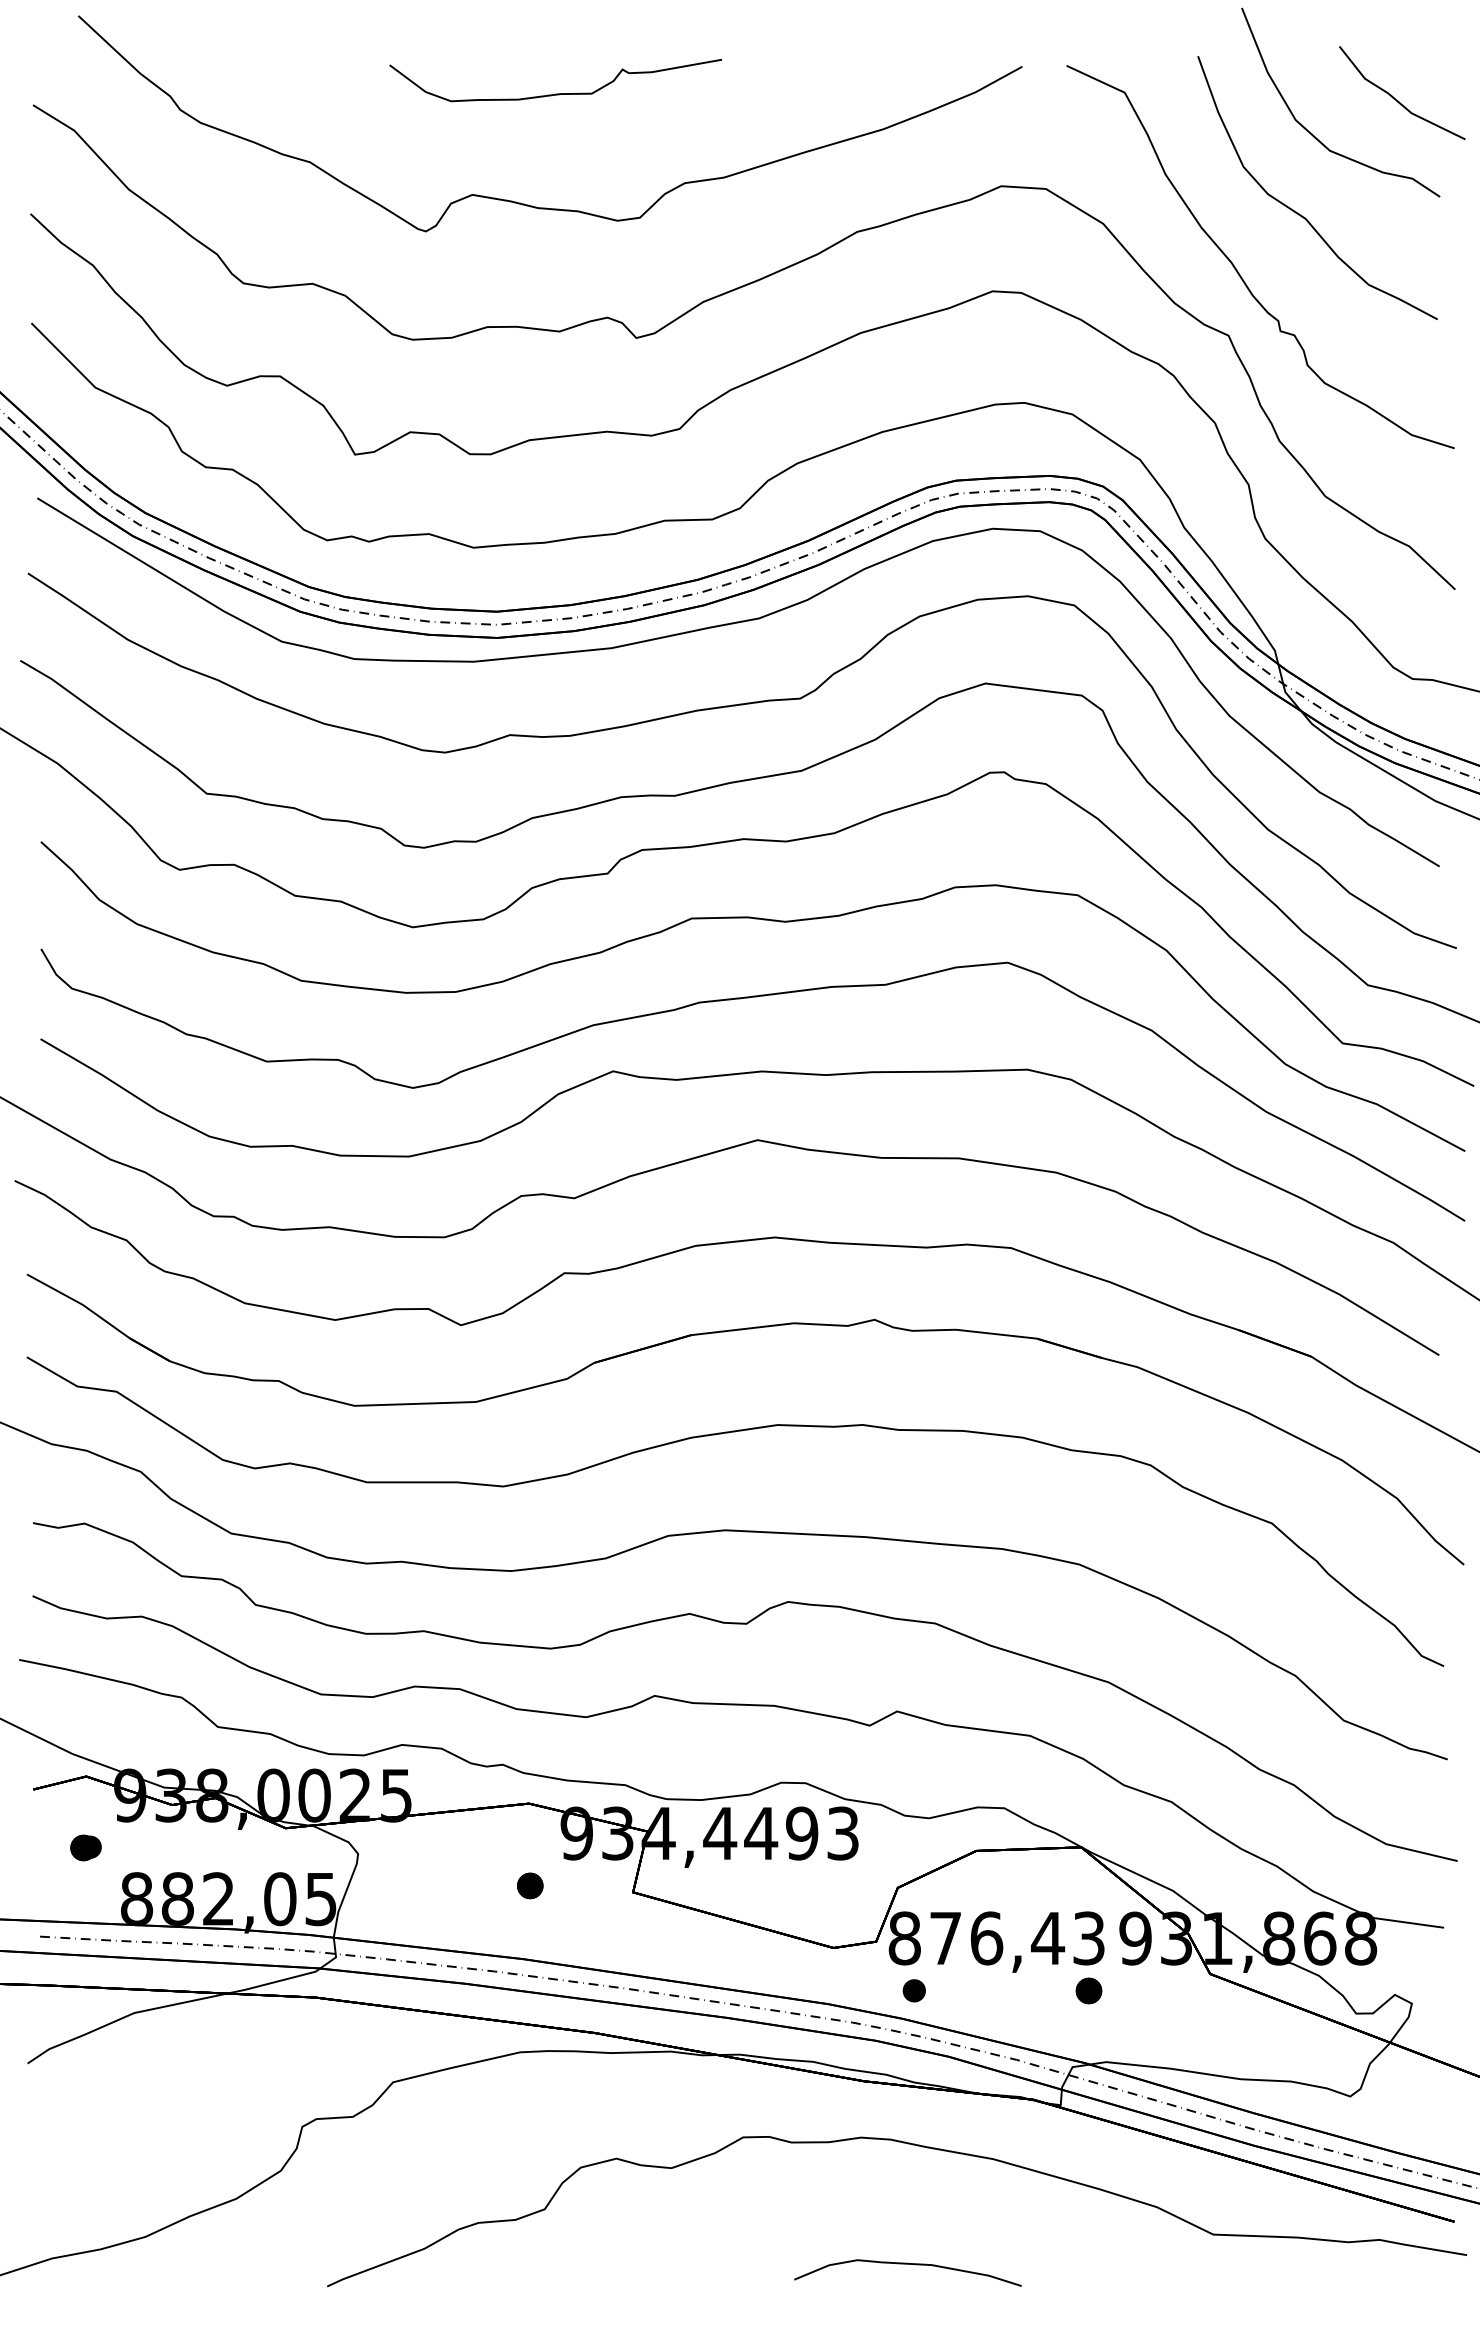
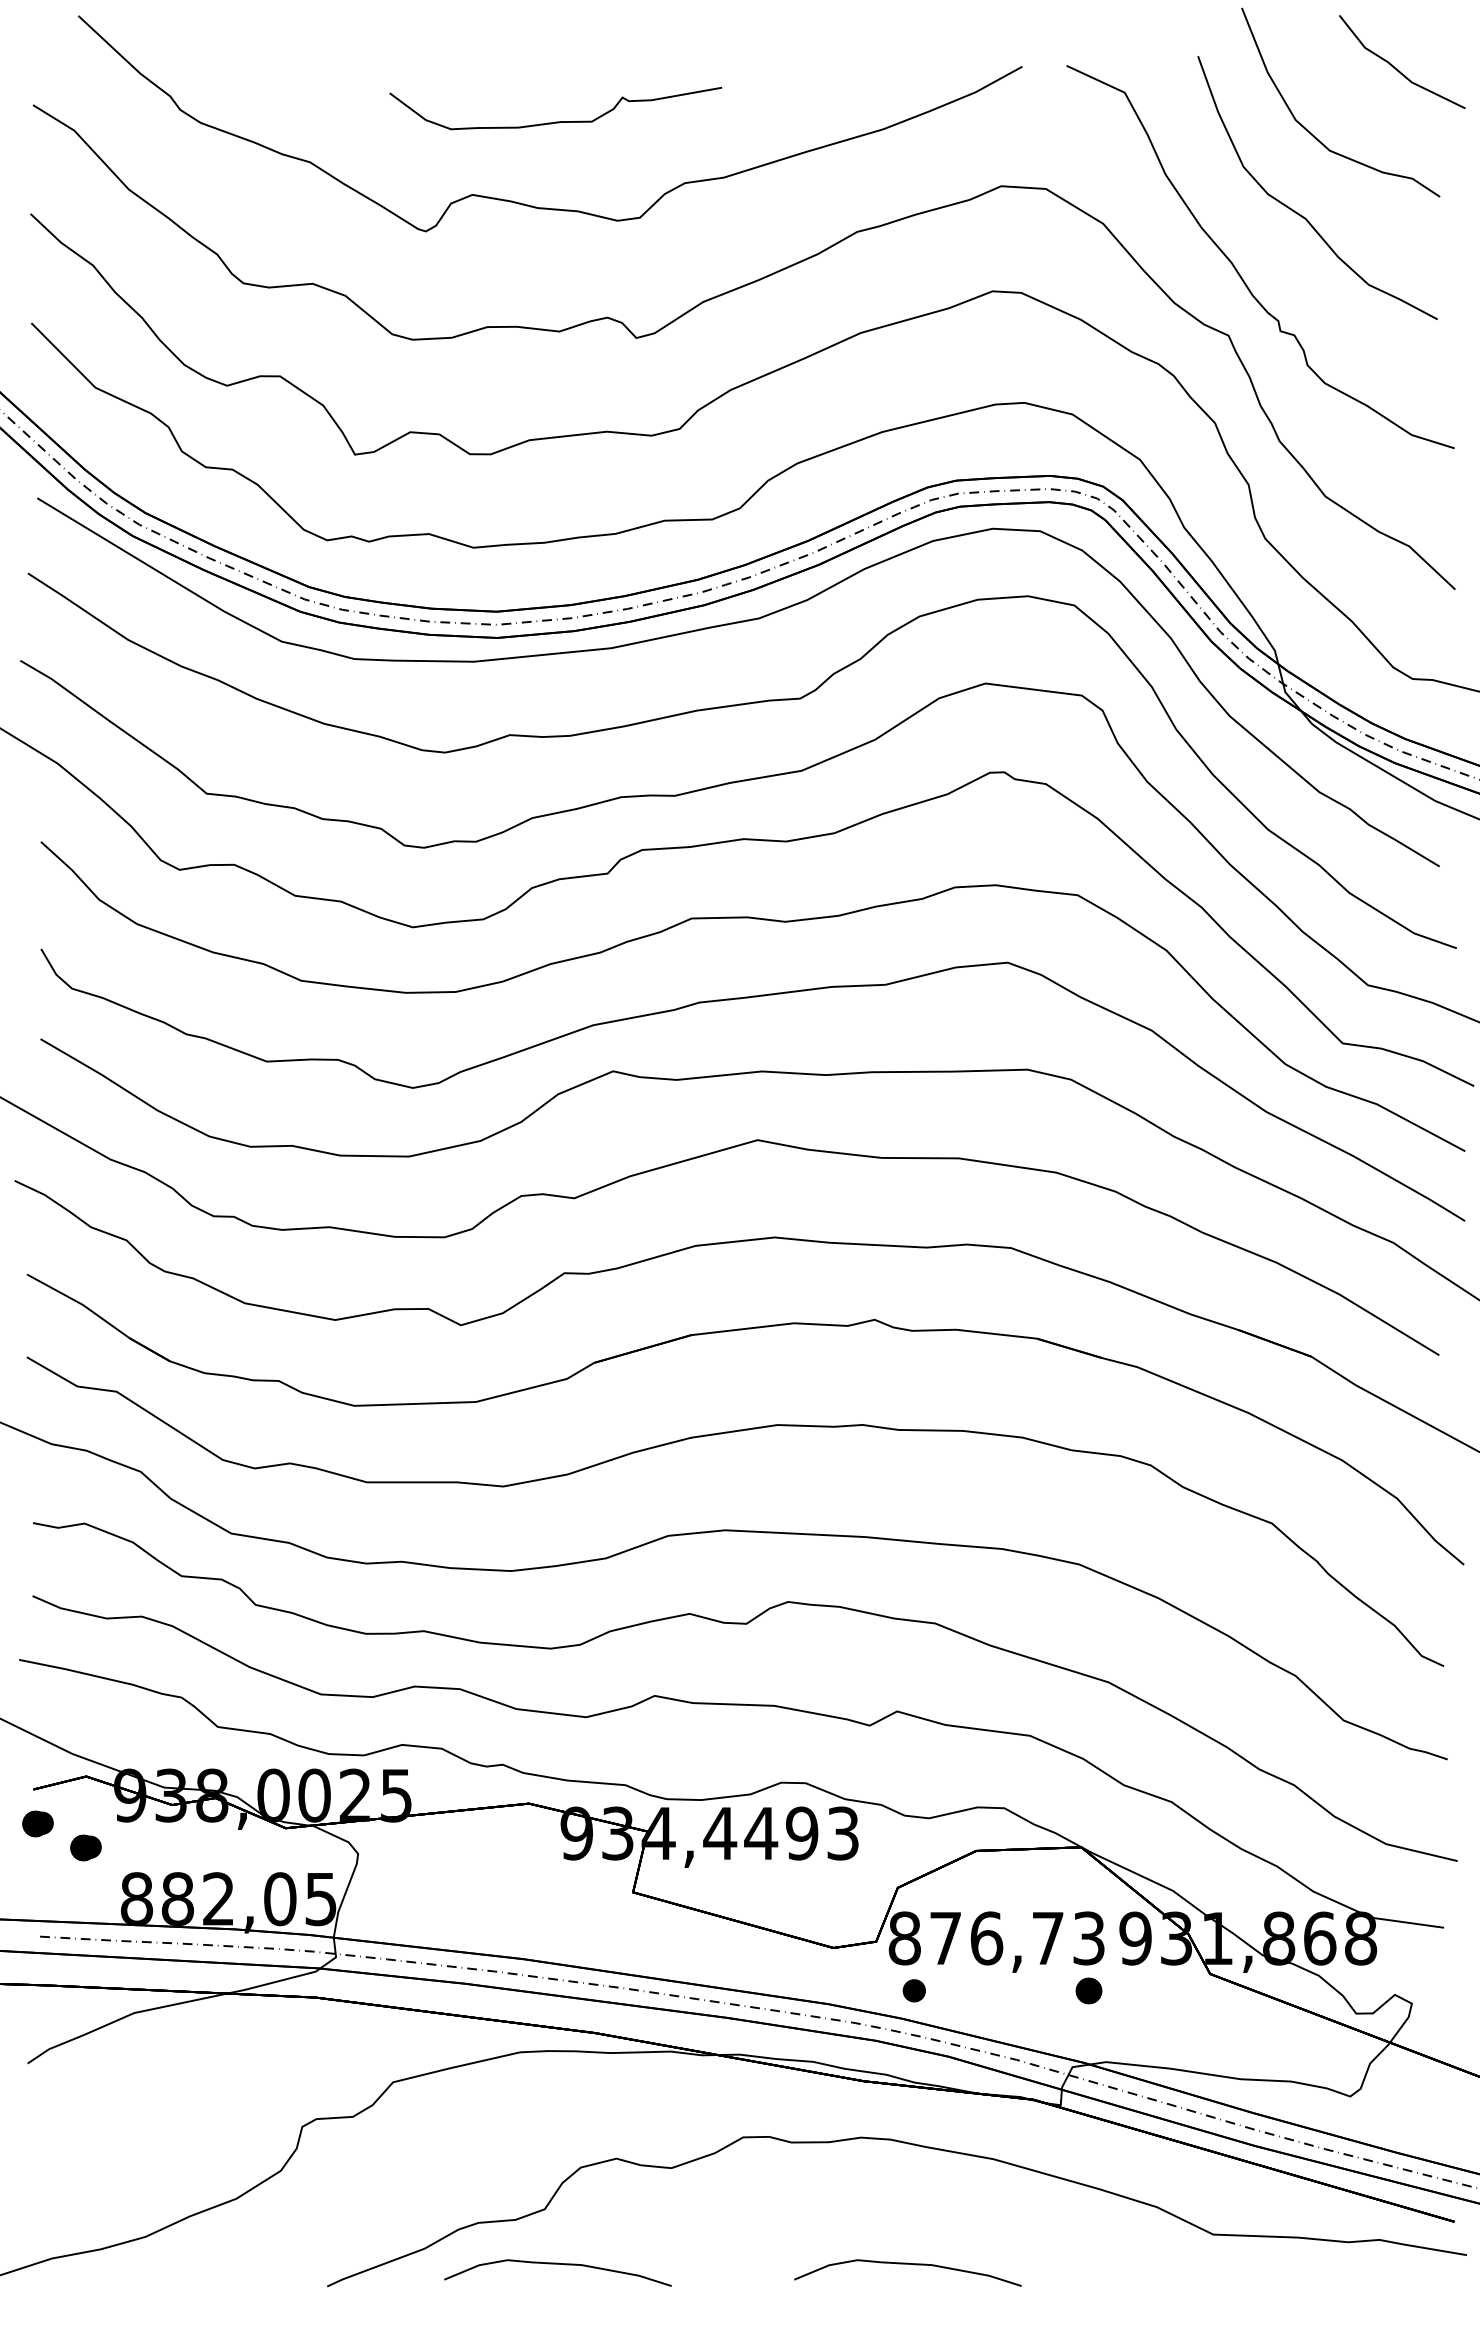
curve position: (555, 93) -> (555, 121) (555, 121)
line position: (1398, 100) -> (1398, 69) (1398, 69)
part: none -> present (37, 1823)
part: present -> none (530, 1885)
text: 876,43 -> 876,73 (1048, 1938)
curve: none -> present (557, 2264)
